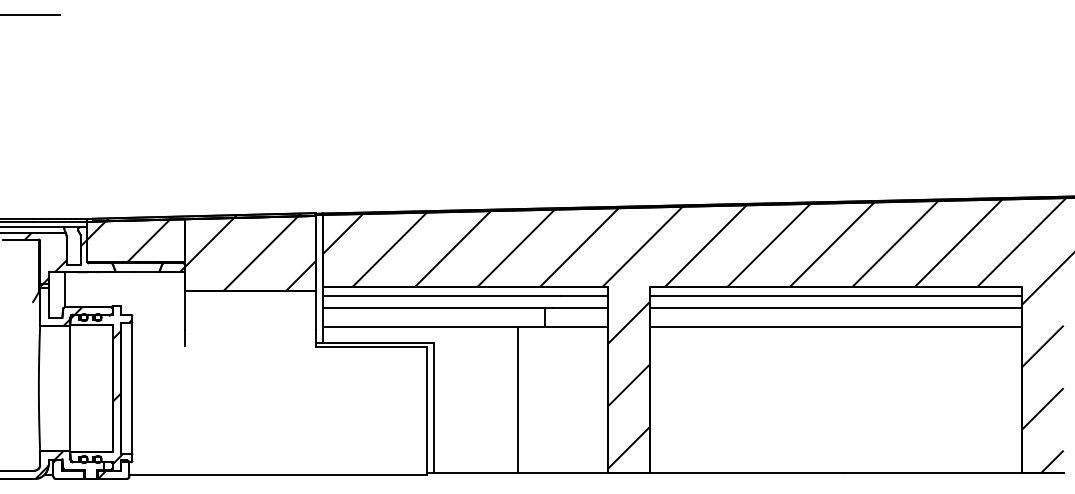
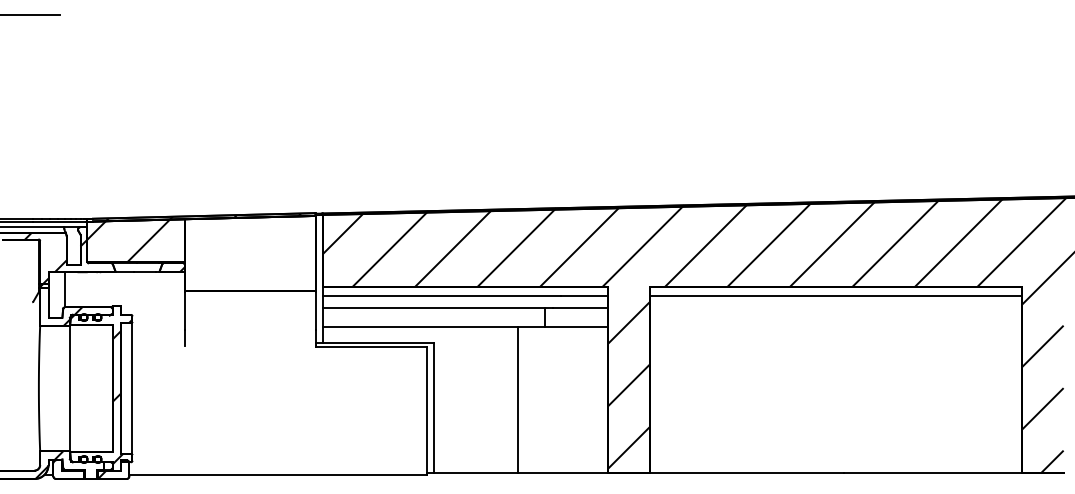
hatch: present -> none (249, 253)
line: present -> none (835, 307)
line: present -> none (835, 326)
